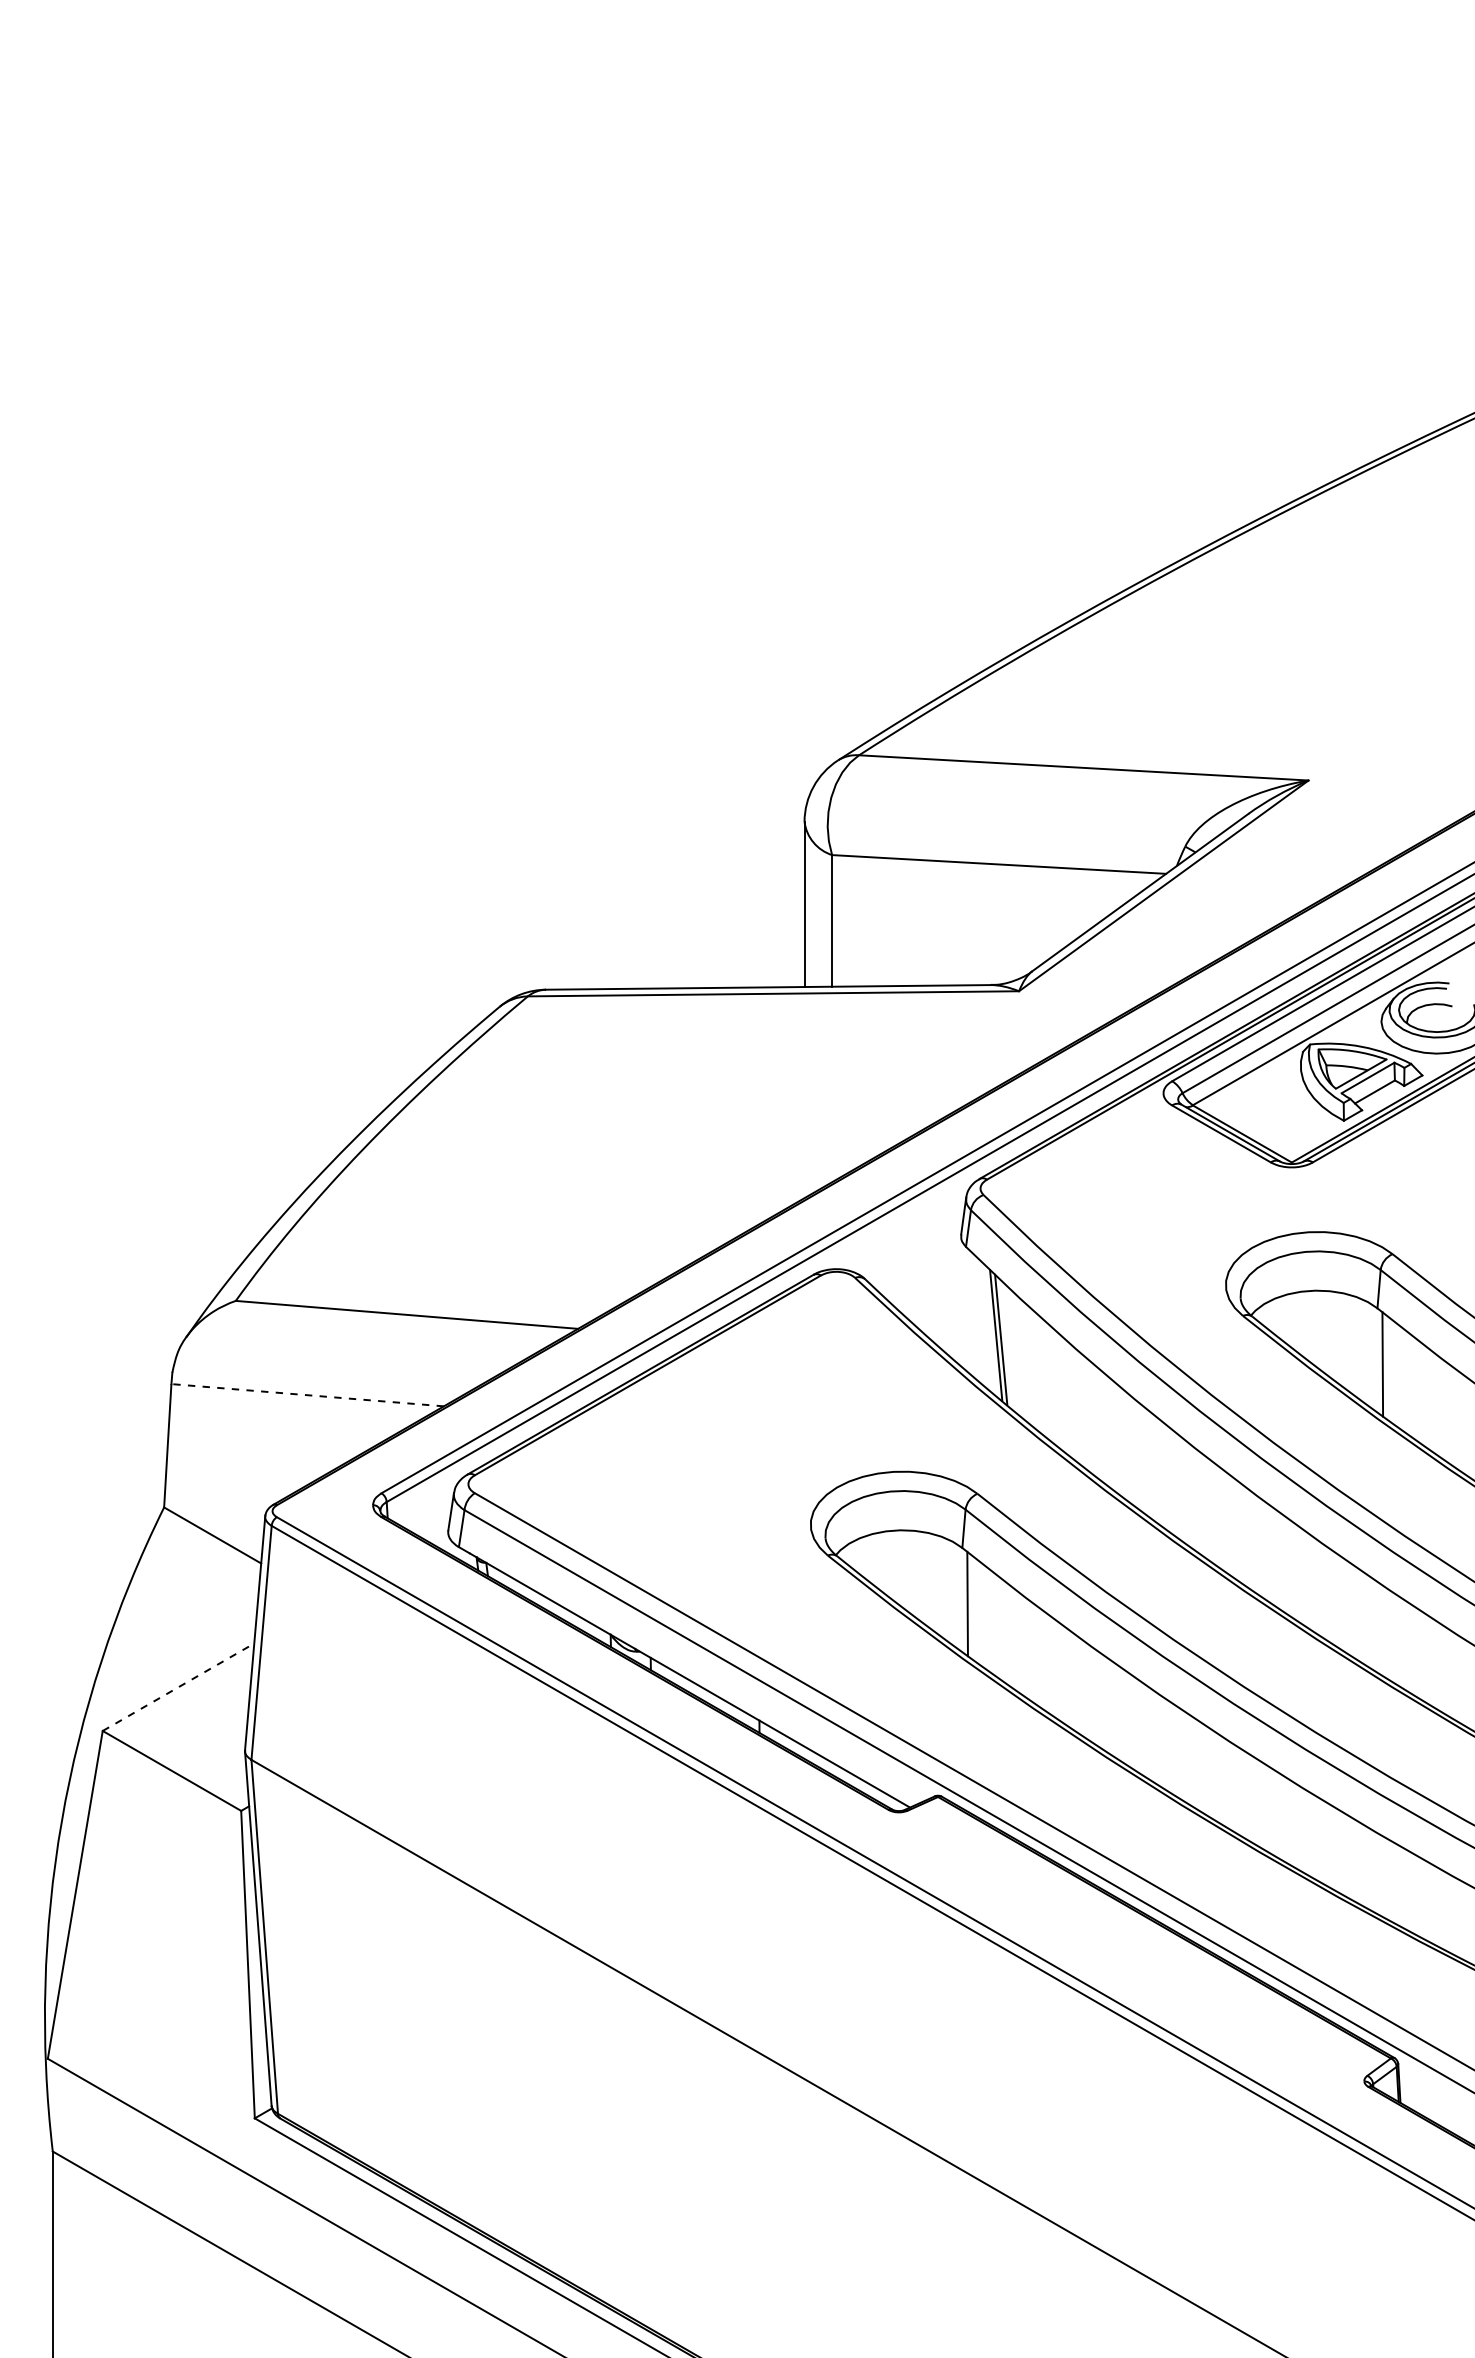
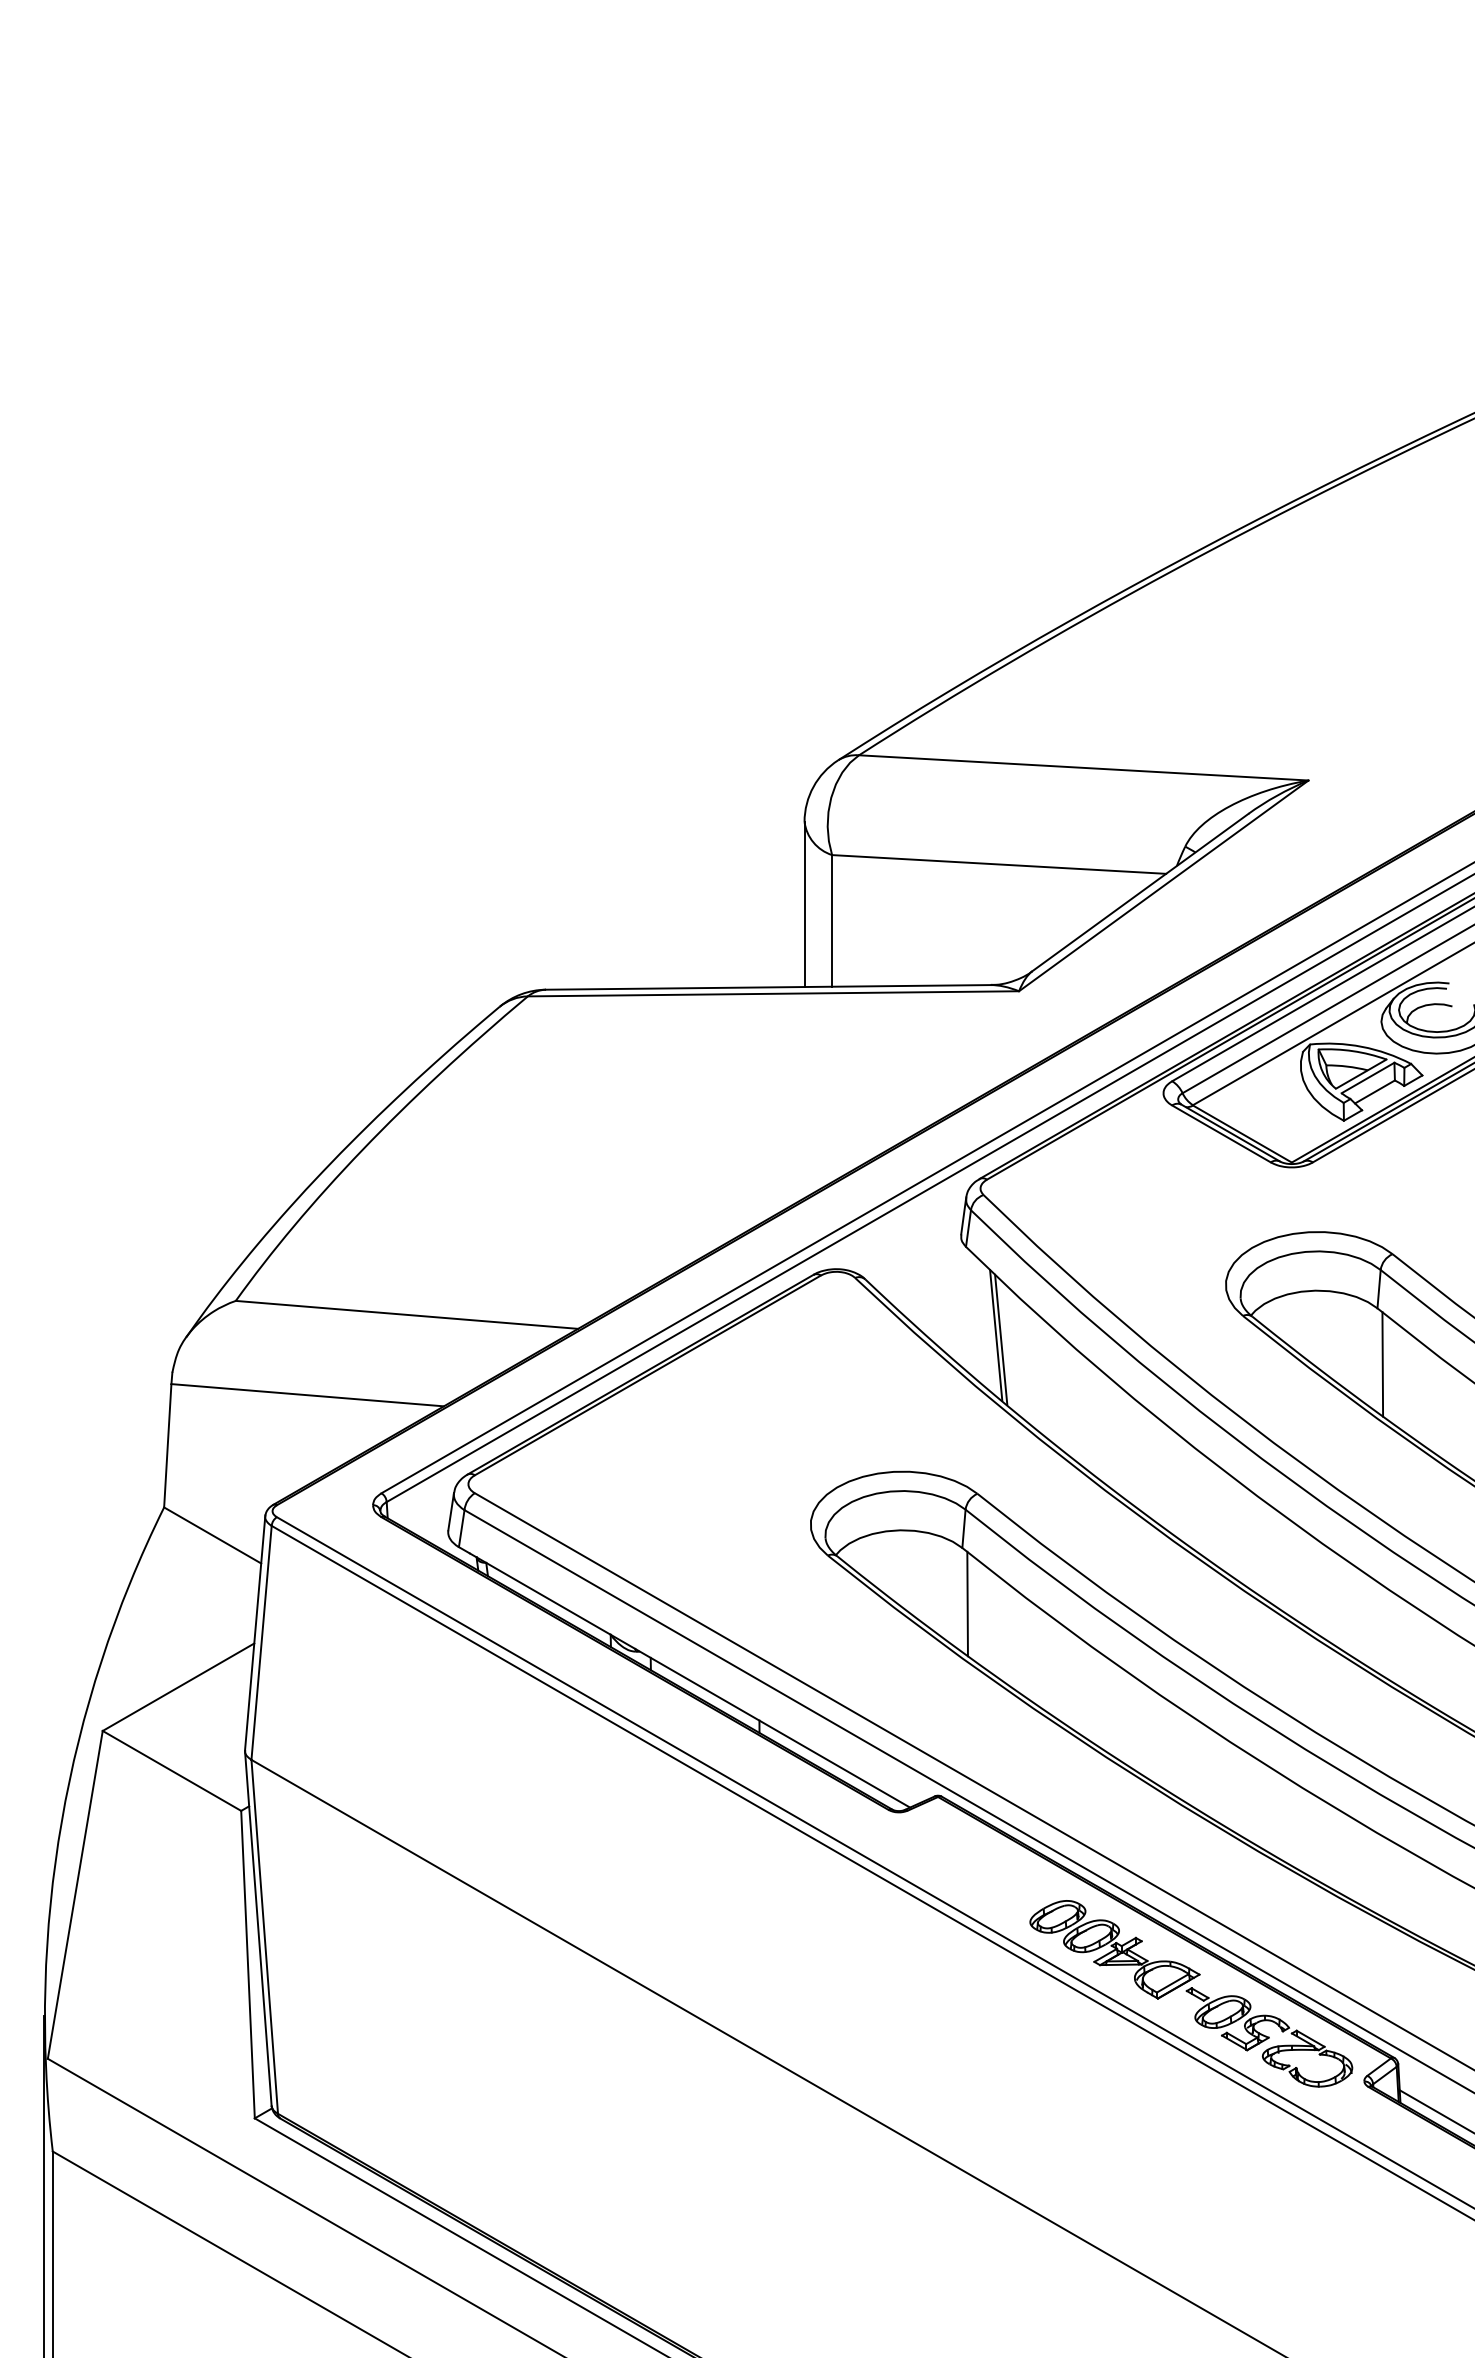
line: dashed -> solid (307, 1395)
line: dashed -> solid (178, 1686)
part: none -> present (1191, 1993)
line: none -> present (1435, 2110)
line: none -> present (44, 2185)
